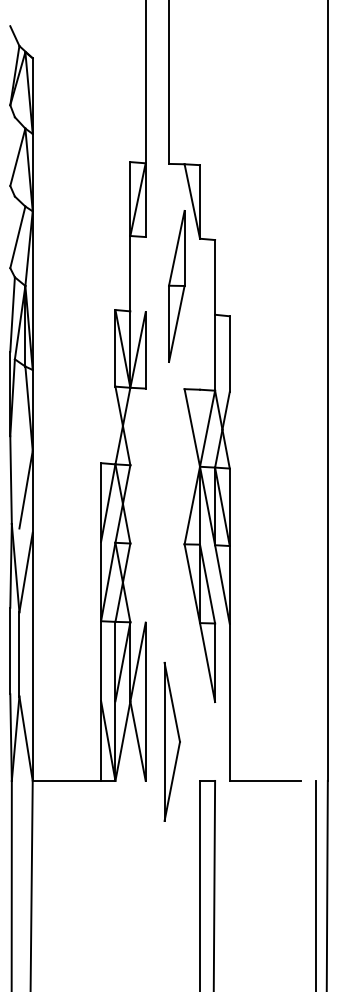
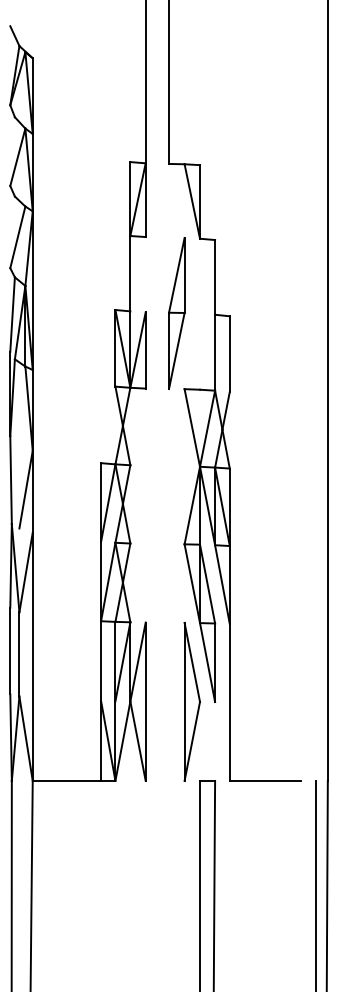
part position: (176, 286) -> (176, 313) (176, 313)
part position: (171, 741) -> (191, 701) (191, 701)
